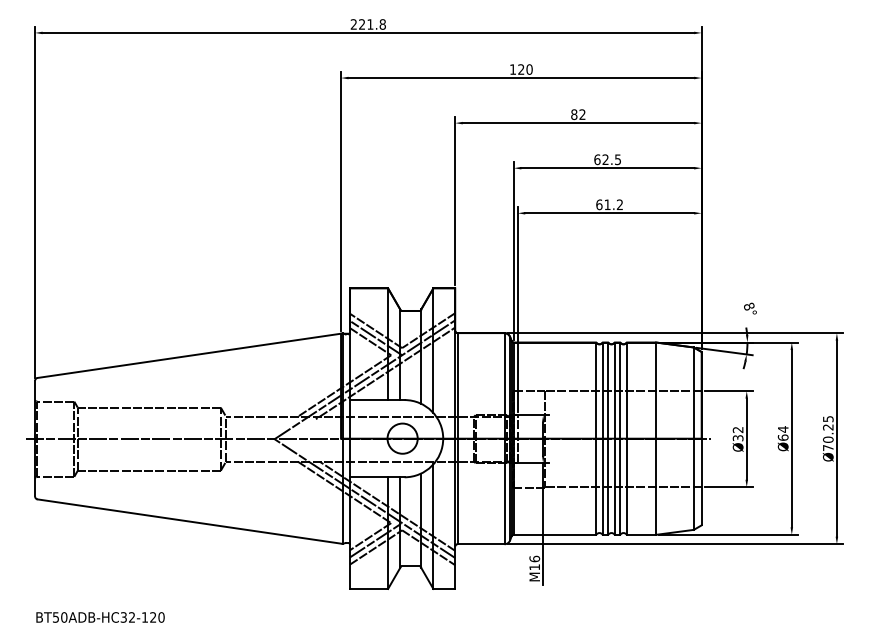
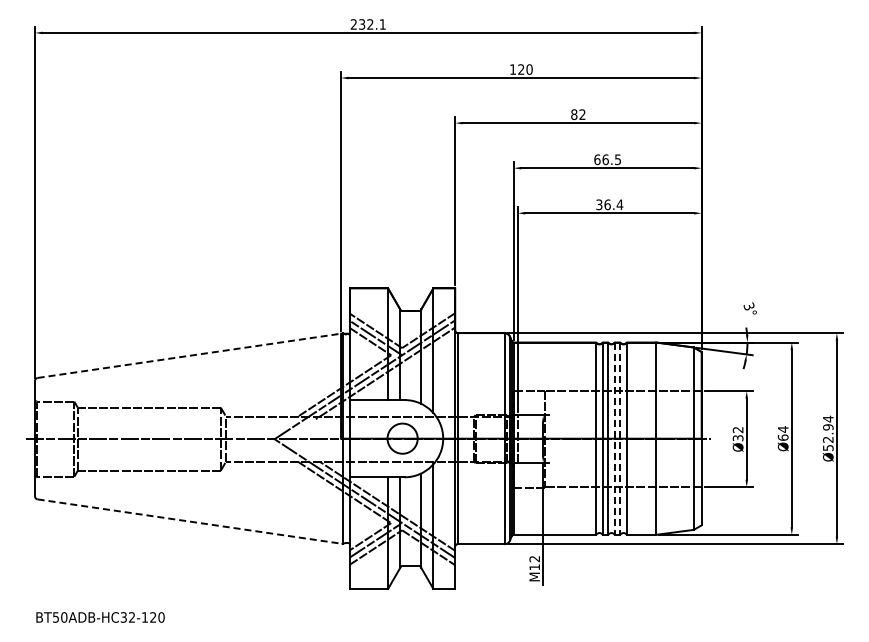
text: 221.8 -> 232.1 (372, 24)
text: 62.5 -> 66.5 (605, 159)
text: 61.2 -> 36.4 (609, 204)
text: 8° -> 3° (748, 306)
line: solid -> dashed (190, 355)
text: Ø70.25 -> Ø52.94 (828, 433)
line: solid -> dashed (614, 439)
line: solid -> dashed (620, 439)
line: solid -> dashed (190, 521)
text: M16 -> M12 (534, 558)
